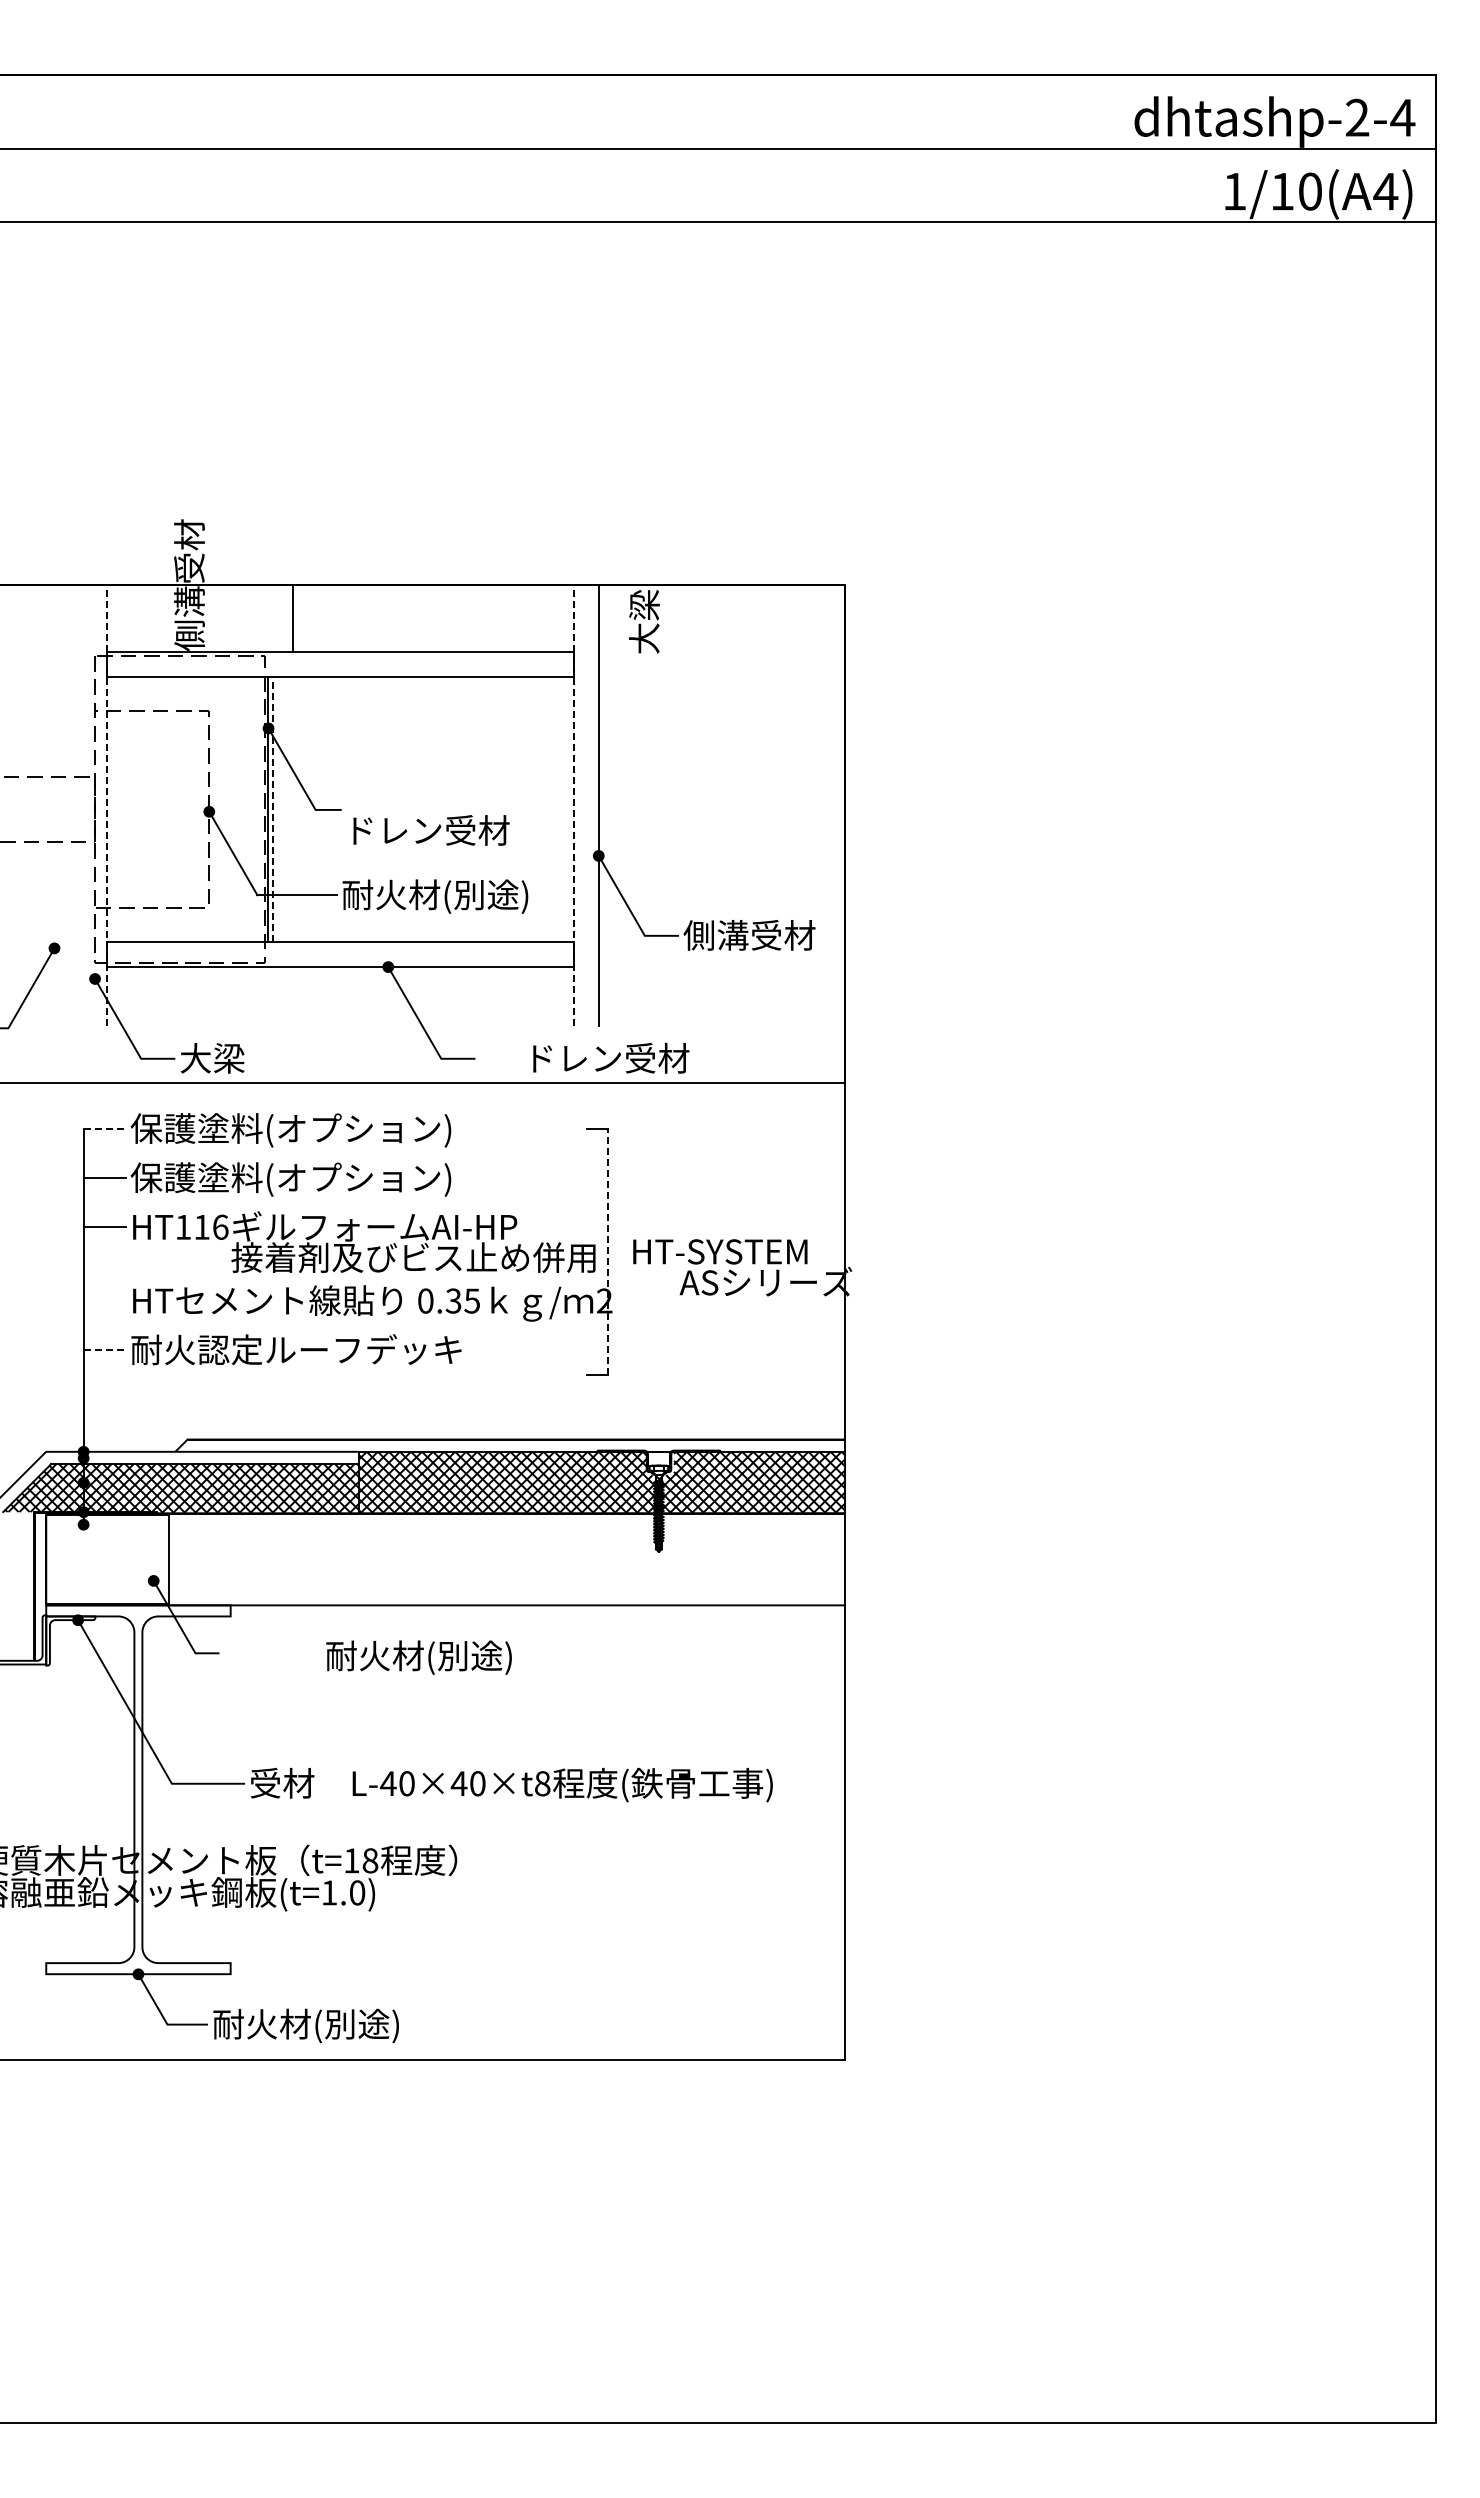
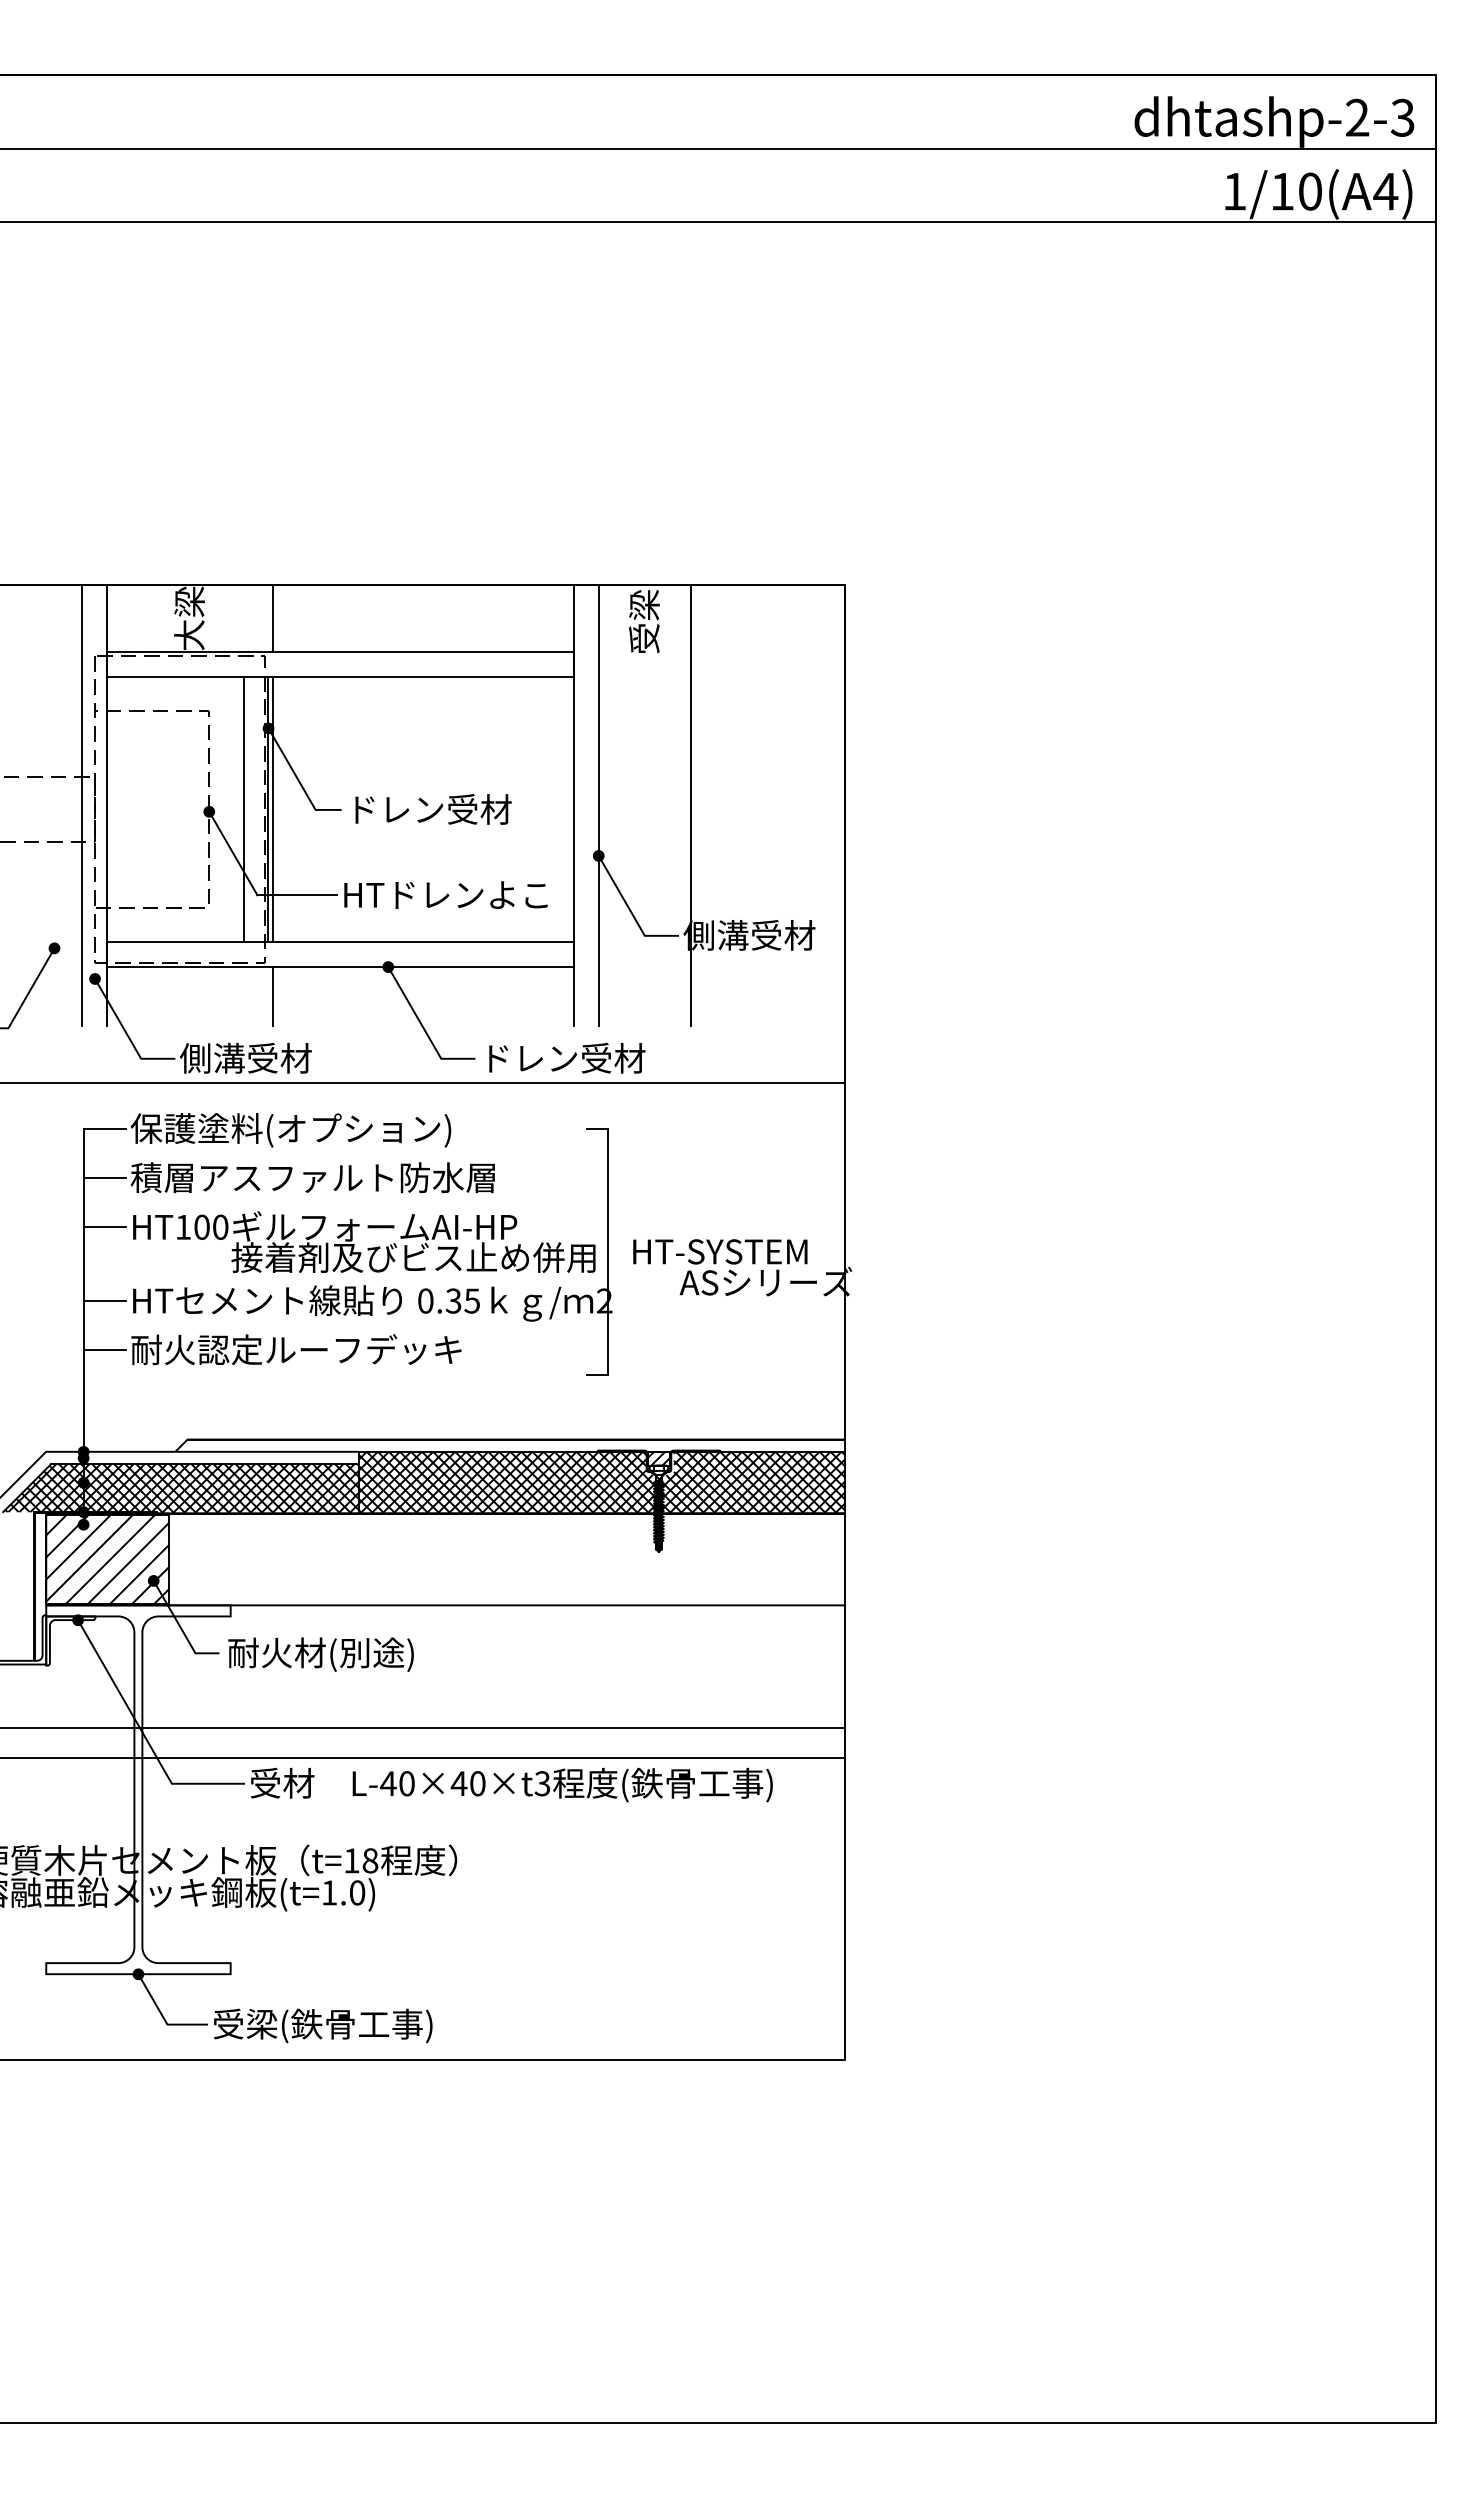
text: dhtashp-2-4 -> dhtashp-2-3 (1402, 117)
text: 側溝受材 -> 大梁 (189, 584)
line position: (292, 618) -> (272, 618) (272, 618)
text: 大梁 -> 受梁 (644, 638)
line: none -> present (82, 805)
line: dashed -> solid (106, 805)
line: dashed -> solid (574, 805)
line: none -> present (690, 805)
line: none -> present (243, 809)
line: dashed -> solid (272, 809)
text position: (431, 830) -> (433, 809) (433, 809)
text: 耐火材(別途) -> HTドレンよこ (444, 896)
line: none -> present (272, 996)
text: 大梁 -> 側溝受材 (245, 1057)
text position: (611, 1058) -> (567, 1058) (567, 1058)
line: dashed -> solid (105, 1128)
text: 保護塗料(オプション) -> 積層アスファルト防水層 (312, 1179)
text: HT116 -> HT100 (211, 1226)
line: dashed -> solid (607, 1251)
line: none -> present (104, 1301)
line: dashed -> solid (105, 1350)
hatch: none -> present (658, 1458)
hatch: none -> present (107, 1559)
text position: (418, 1657) -> (320, 1654) (320, 1654)
line: none -> present (423, 1728)
line: none -> present (423, 1757)
text: L-40×40×t8 -> L-40×40×t3 (542, 1783)
text: 耐火材(別途) -> 受梁(鉄骨工事) (322, 2025)
